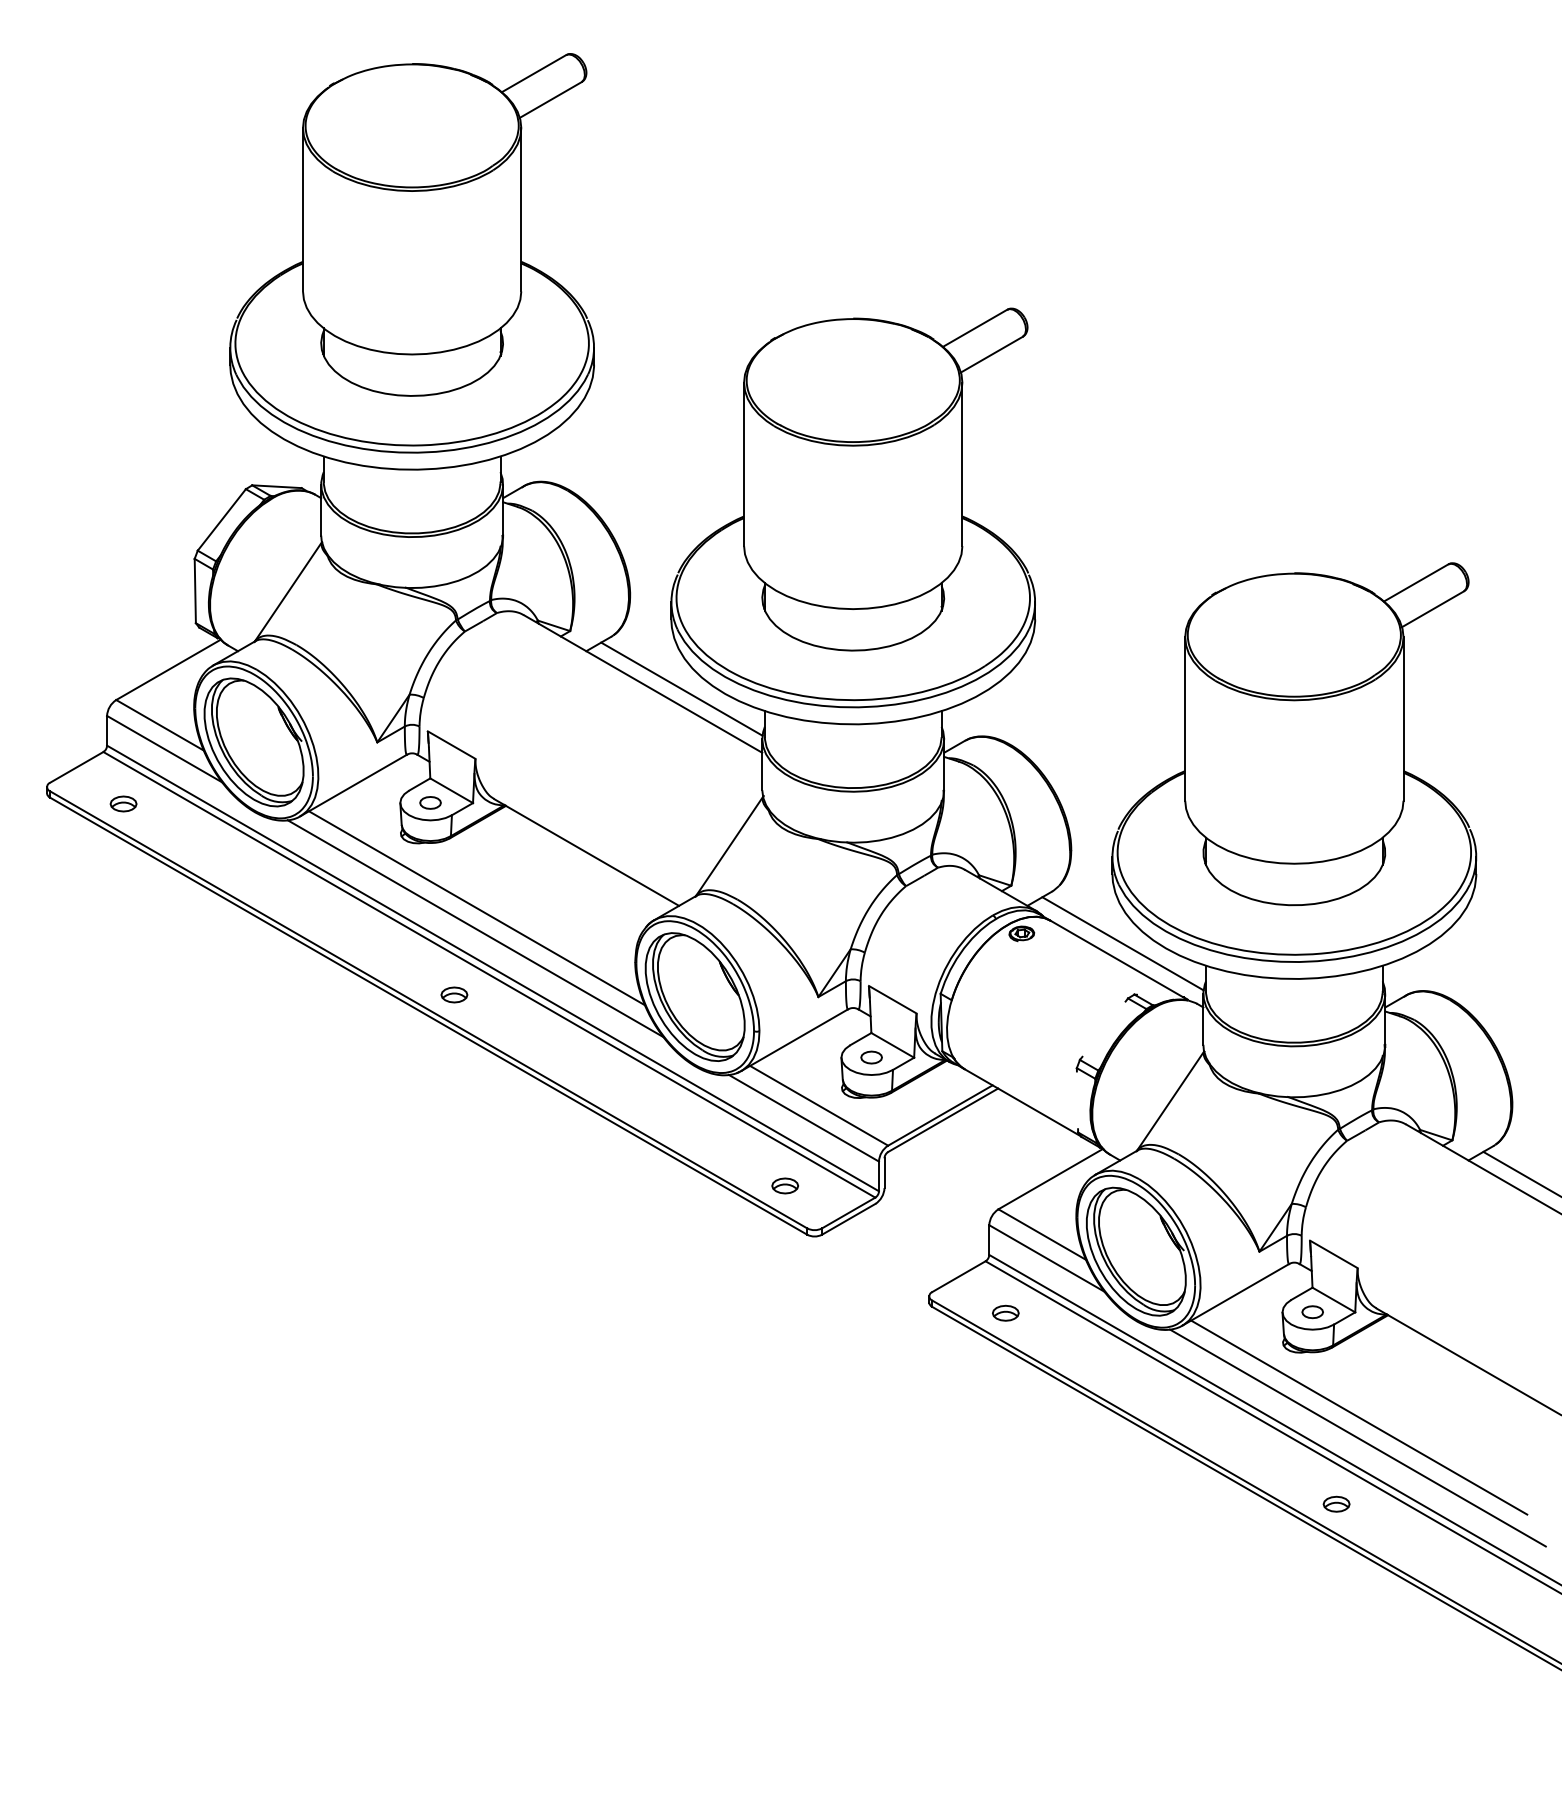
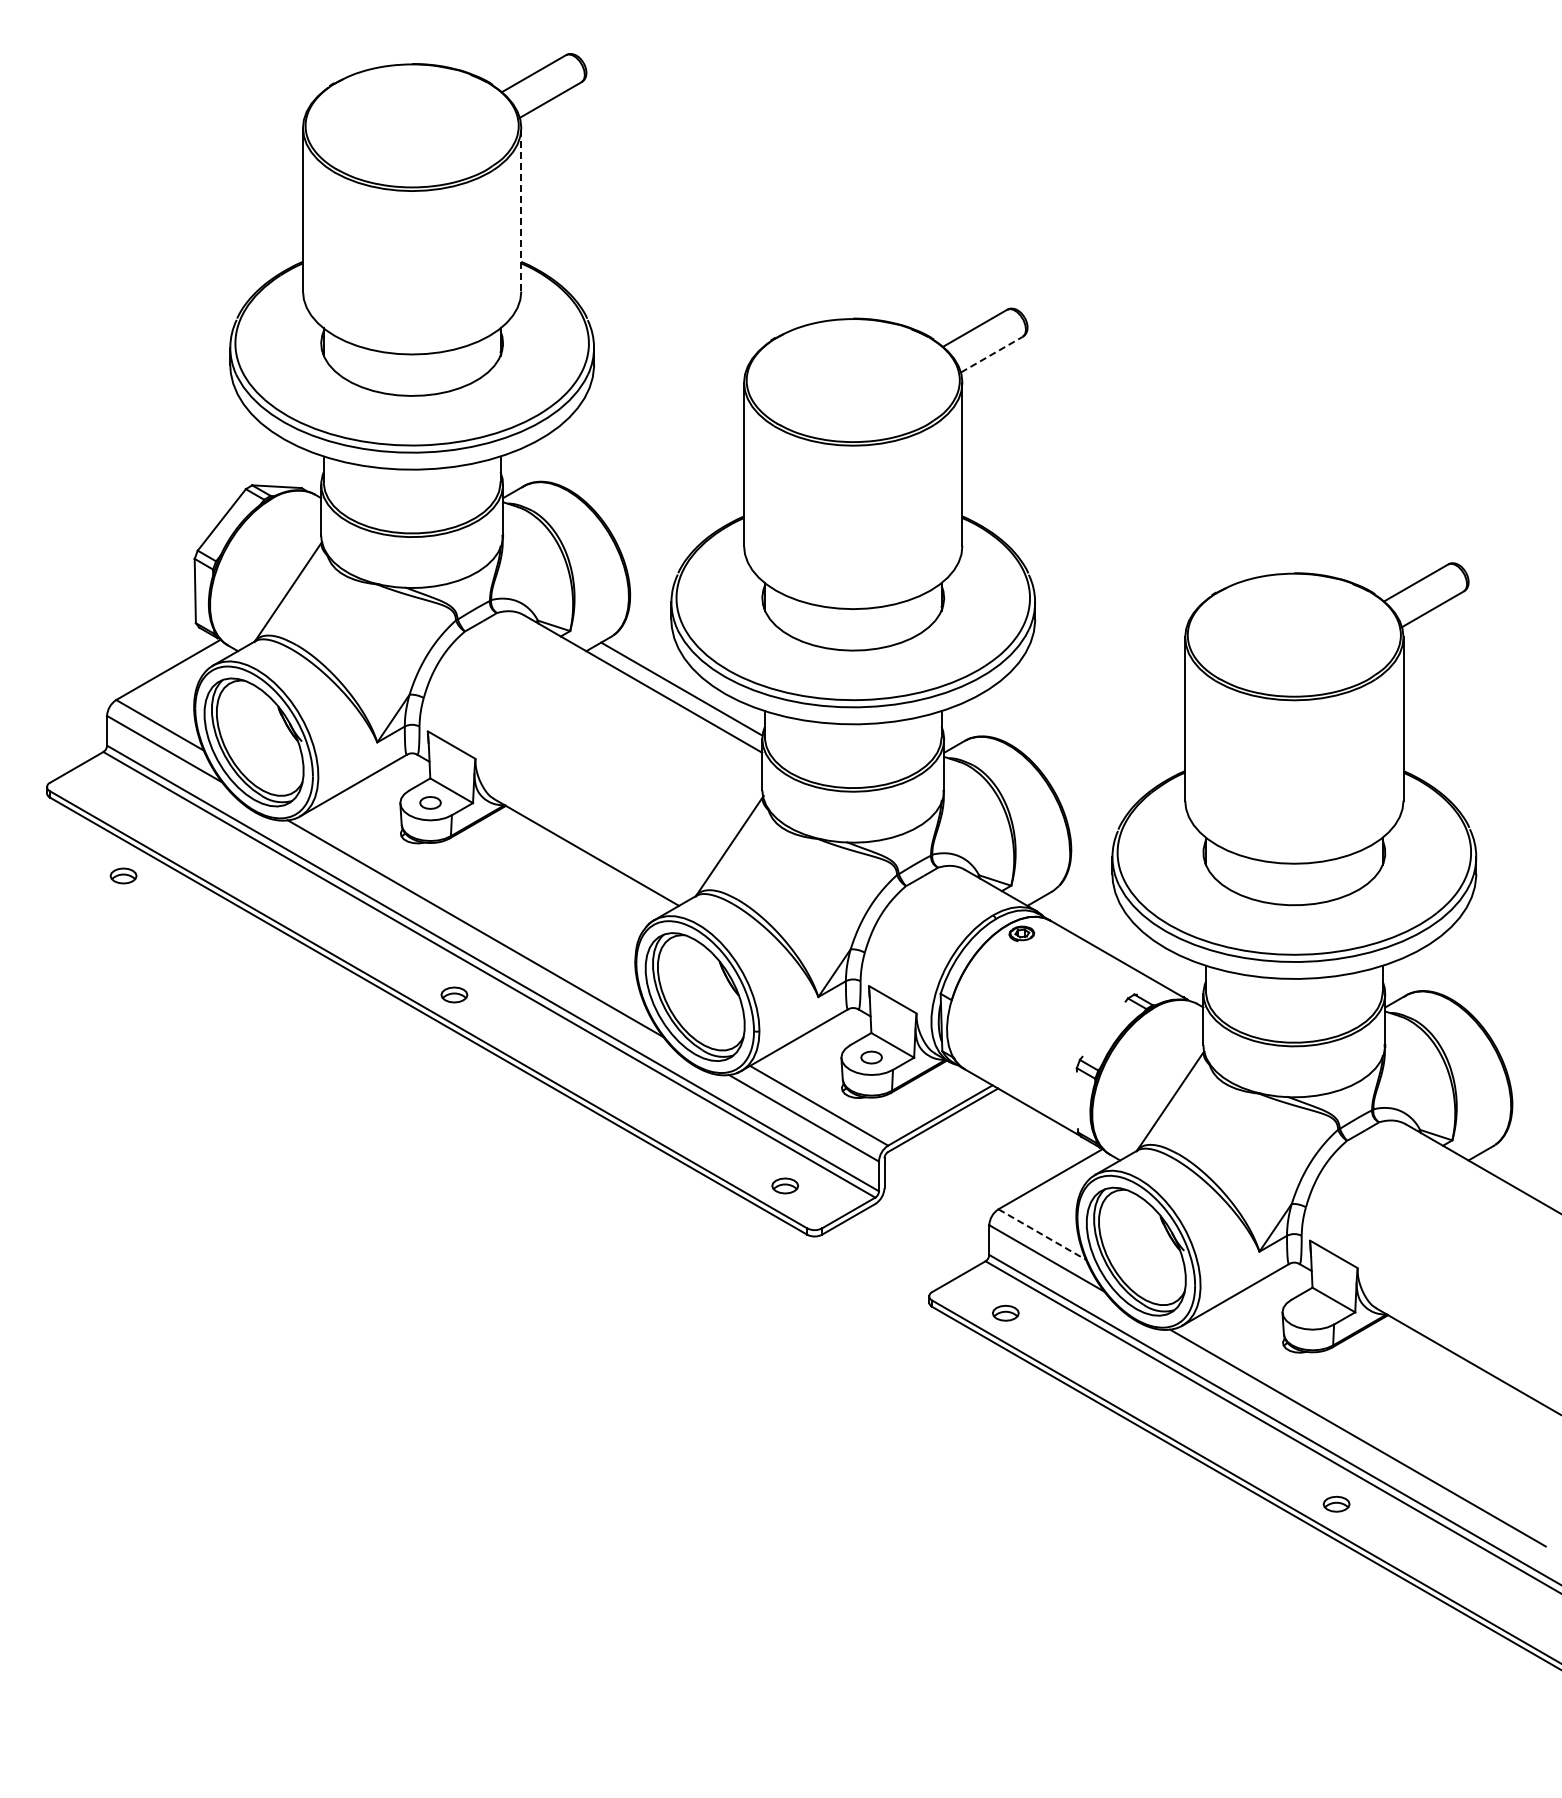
line: solid -> dashed (521, 209)
line: solid -> dashed (991, 354)
part position: (123, 803) -> (123, 875) (123, 875)
line: present -> none (477, 908)
line: present -> none (1122, 943)
line: present -> none (1520, 1173)
line: solid -> dashed (1042, 1234)
part: present -> none (1312, 1312)
line: present -> none (1359, 1417)
